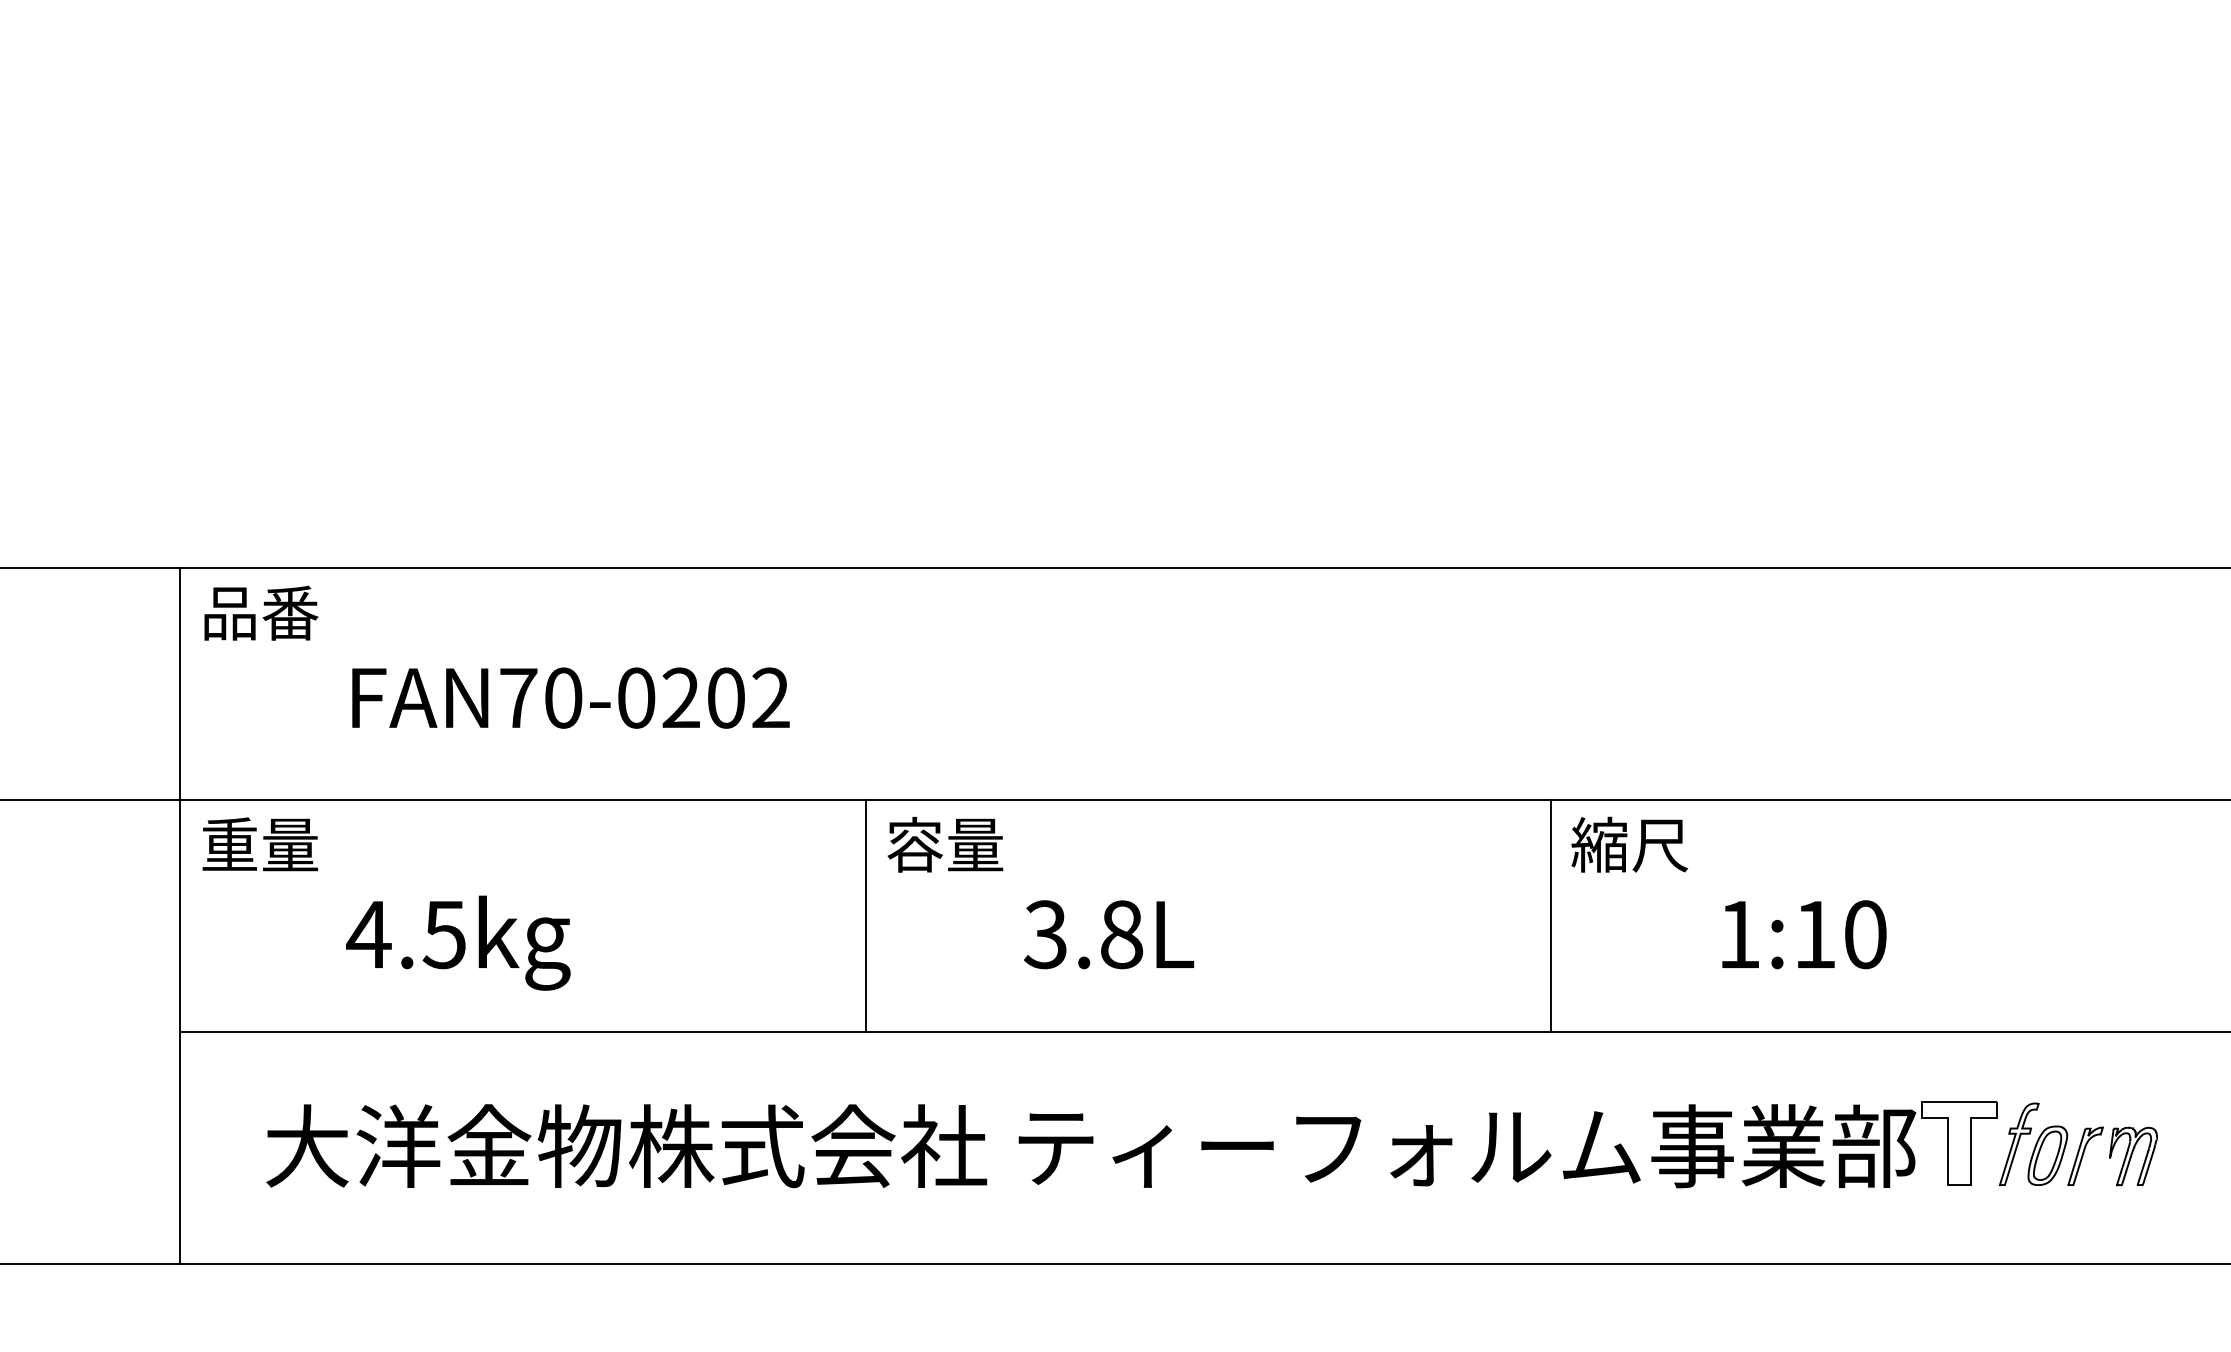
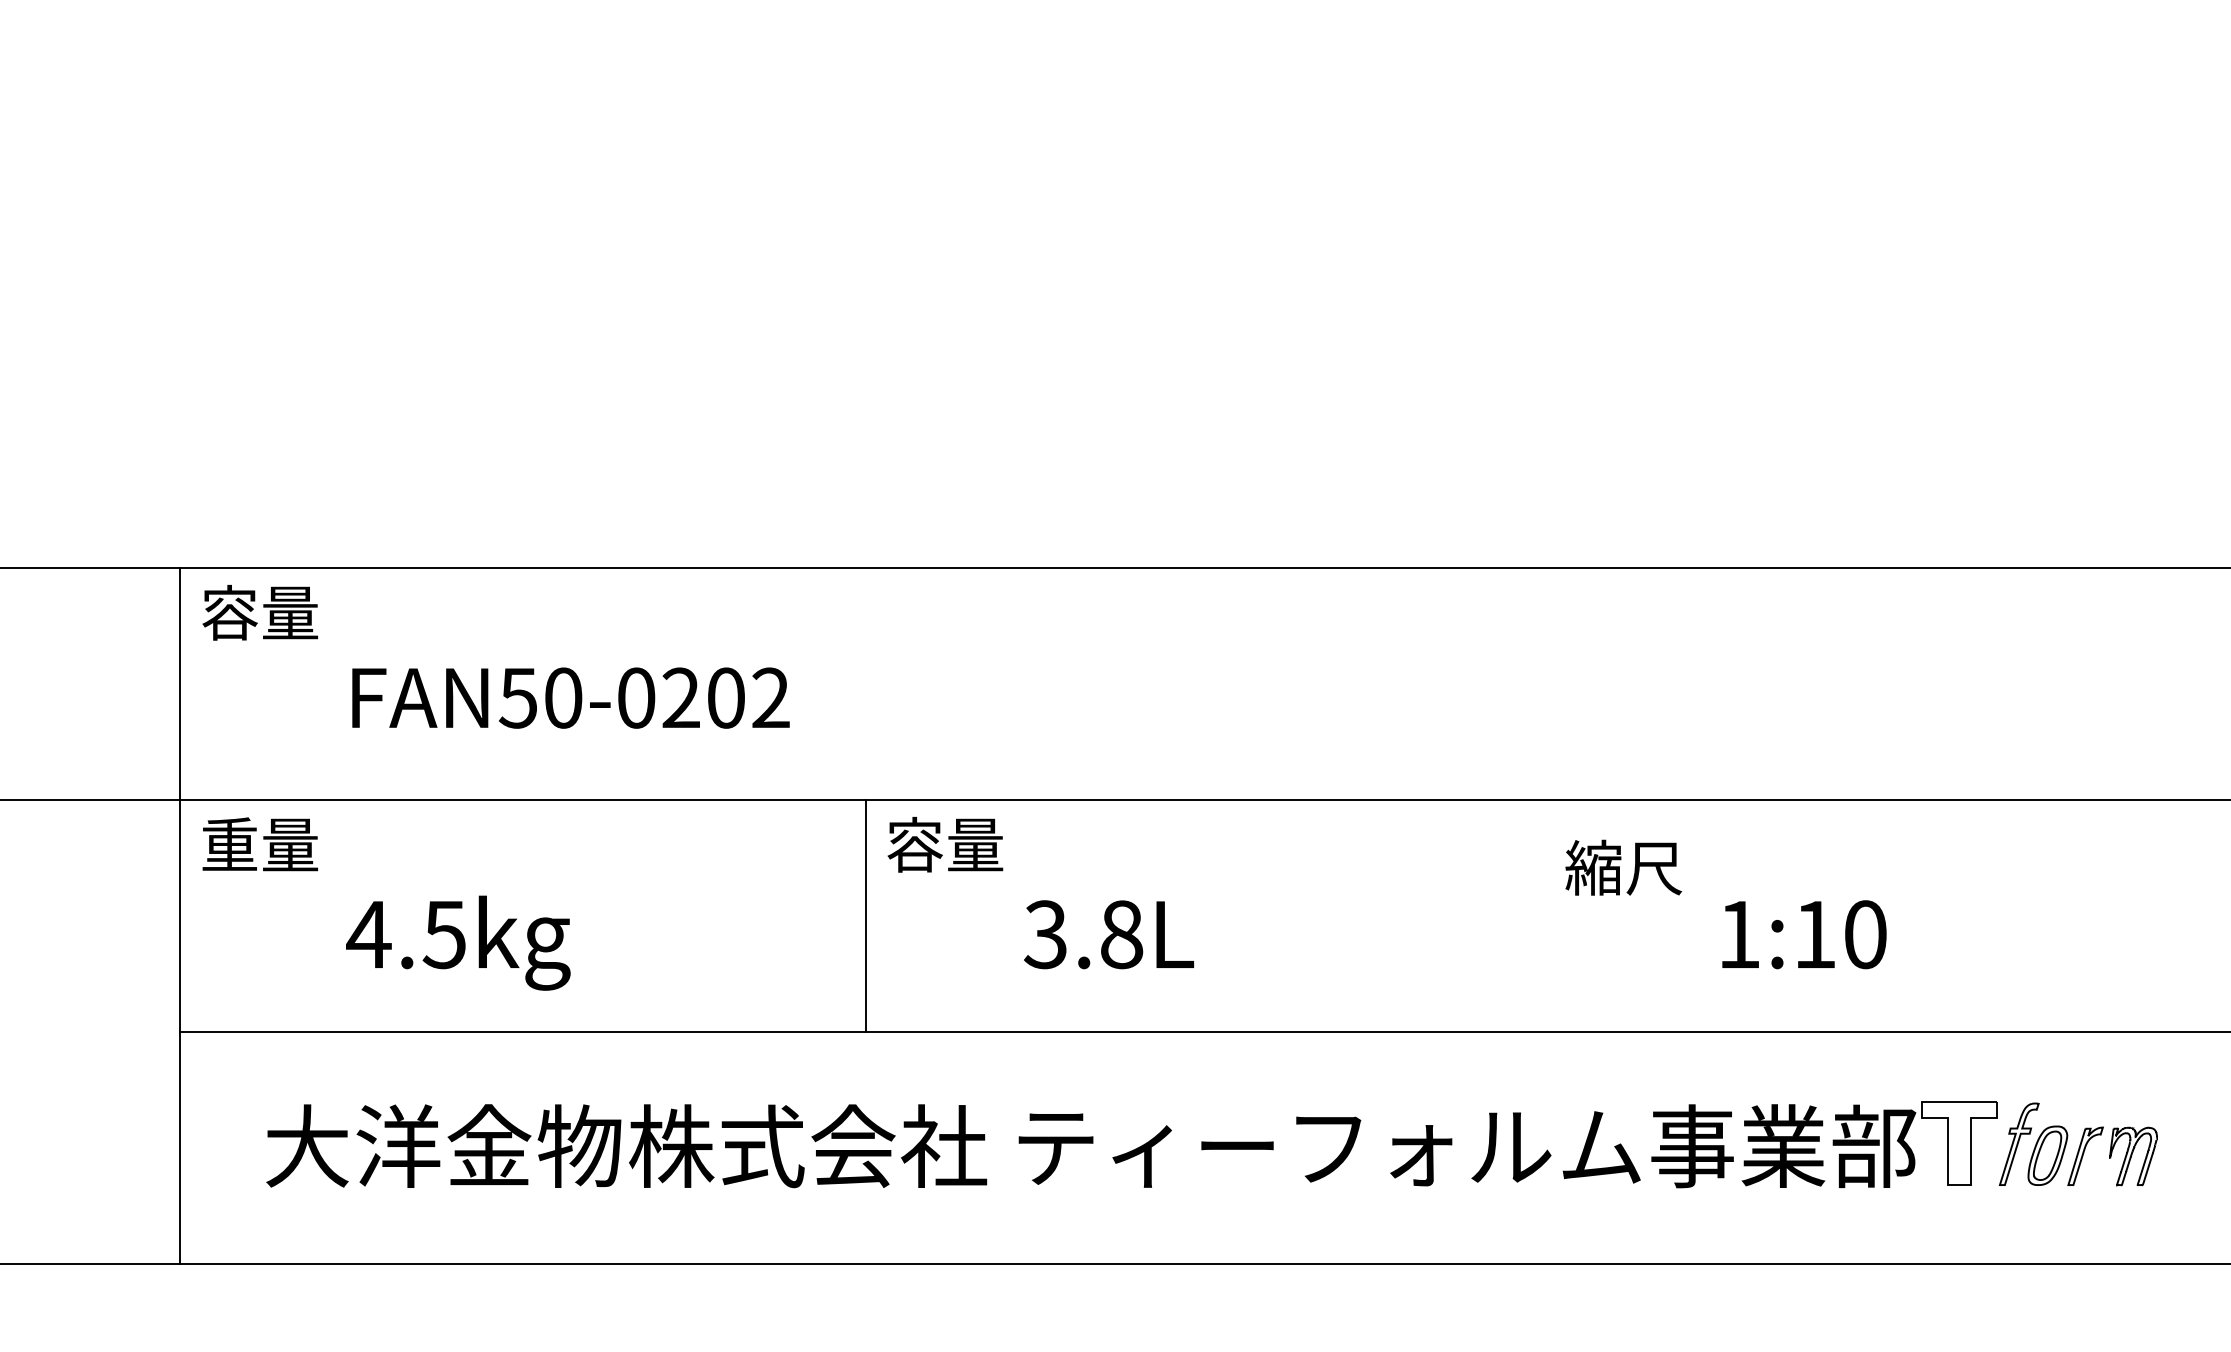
text: 品番 -> 容量 (260, 612)
text: FAN70-0202 -> FAN50-0202 (518, 698)
text position: (1629, 844) -> (1623, 867) (1623, 867)
line: present -> none (1550, 916)
